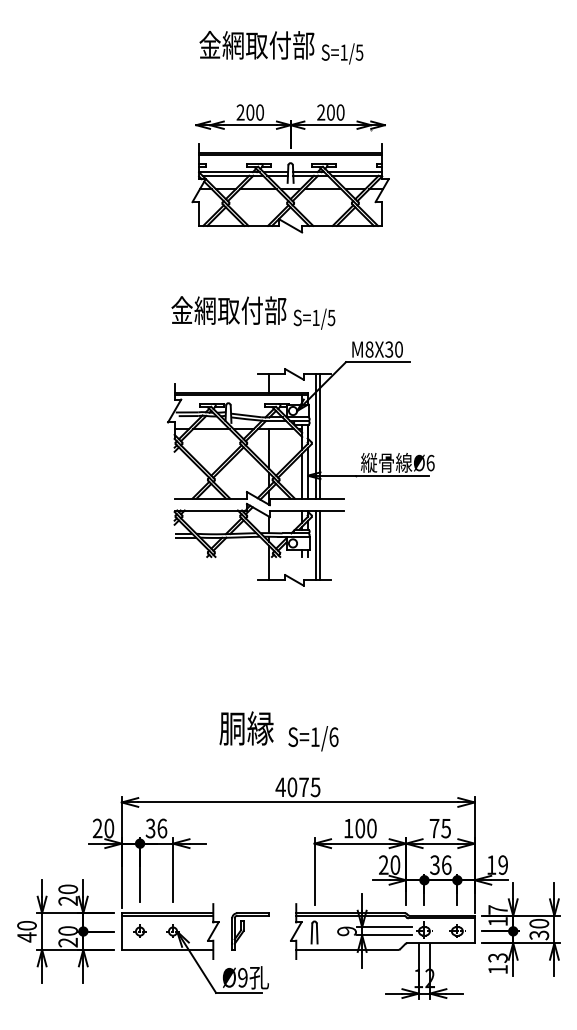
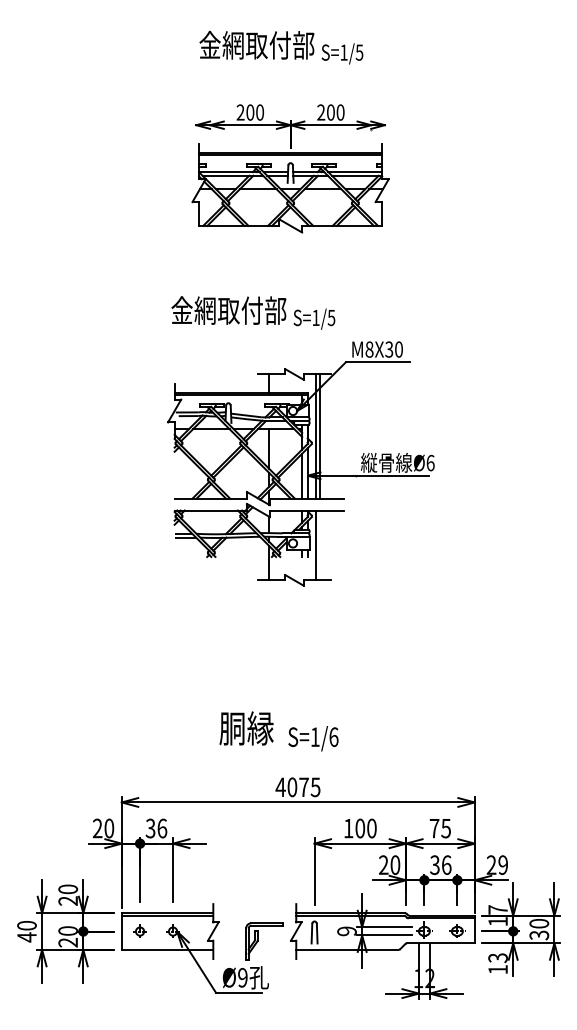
line: present -> none (319, 545)
text: 19 -> 29 (491, 864)
part position: (250, 931) -> (264, 941) (264, 941)
